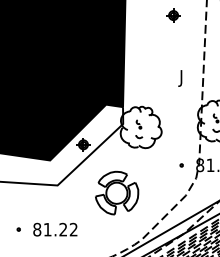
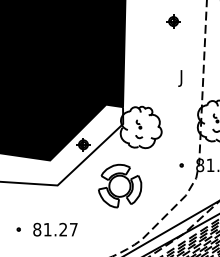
part position: (173, 15) -> (173, 21) (173, 21)
part position: (117, 192) -> (120, 185) (120, 185)
text: 81.22 -> 81.27 (73, 229)
